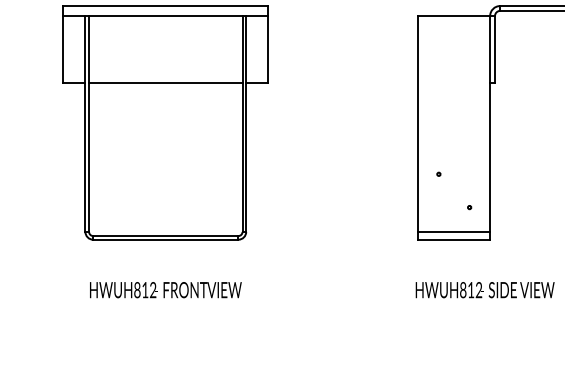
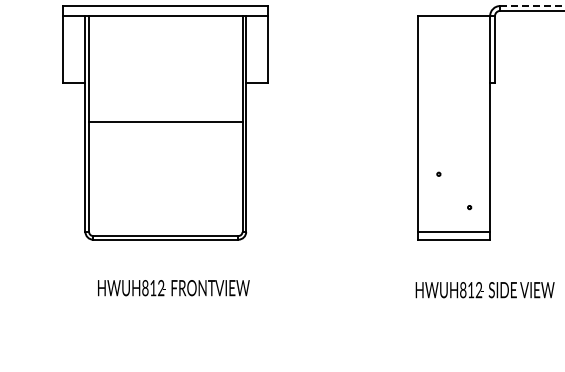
line: solid -> dashed (532, 6)
line position: (165, 82) -> (165, 121) (165, 121)
text position: (165, 290) -> (173, 288) (173, 288)
